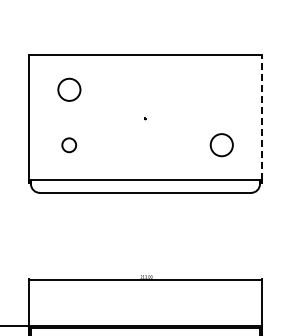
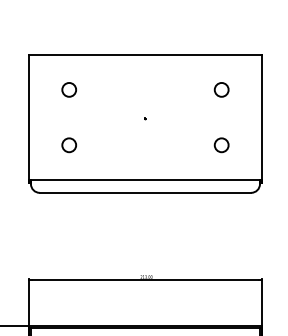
circle size: 25x25 px -> 16x16 px (68, 89)
circle: none -> present (221, 89)
line: dashed -> solid (262, 117)
circle size: 25x25 px -> 17x17 px (221, 145)
